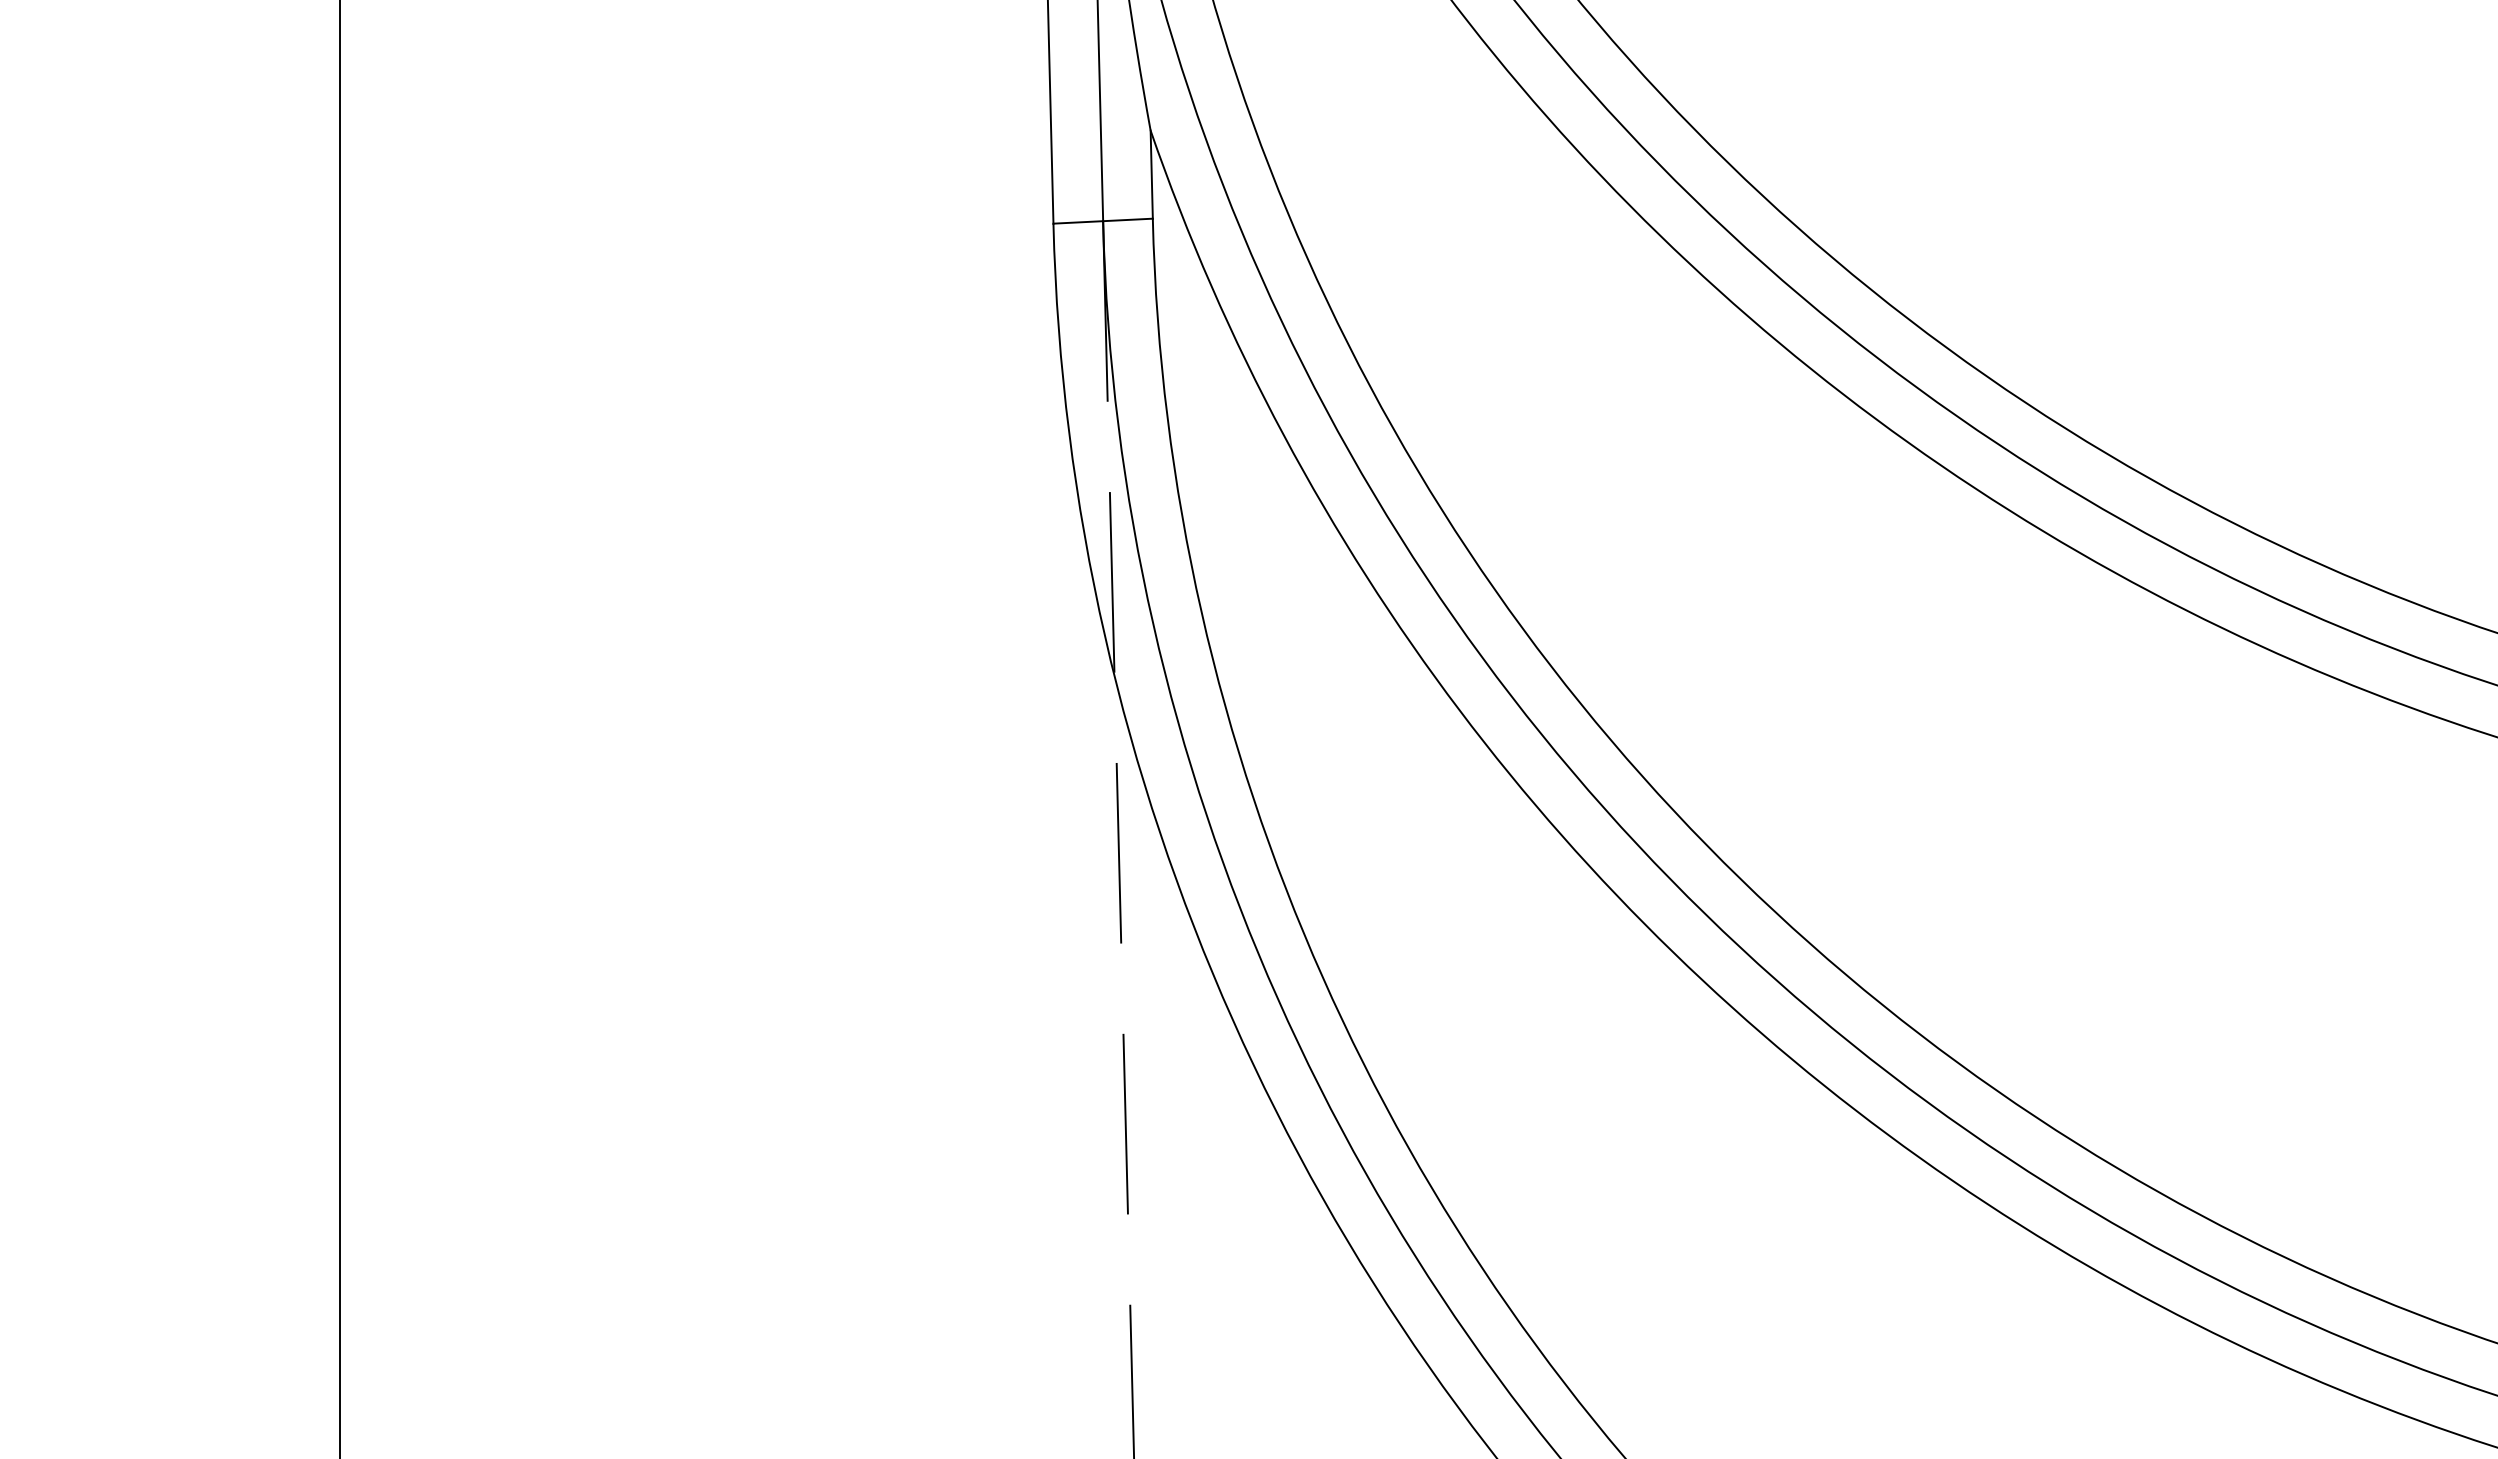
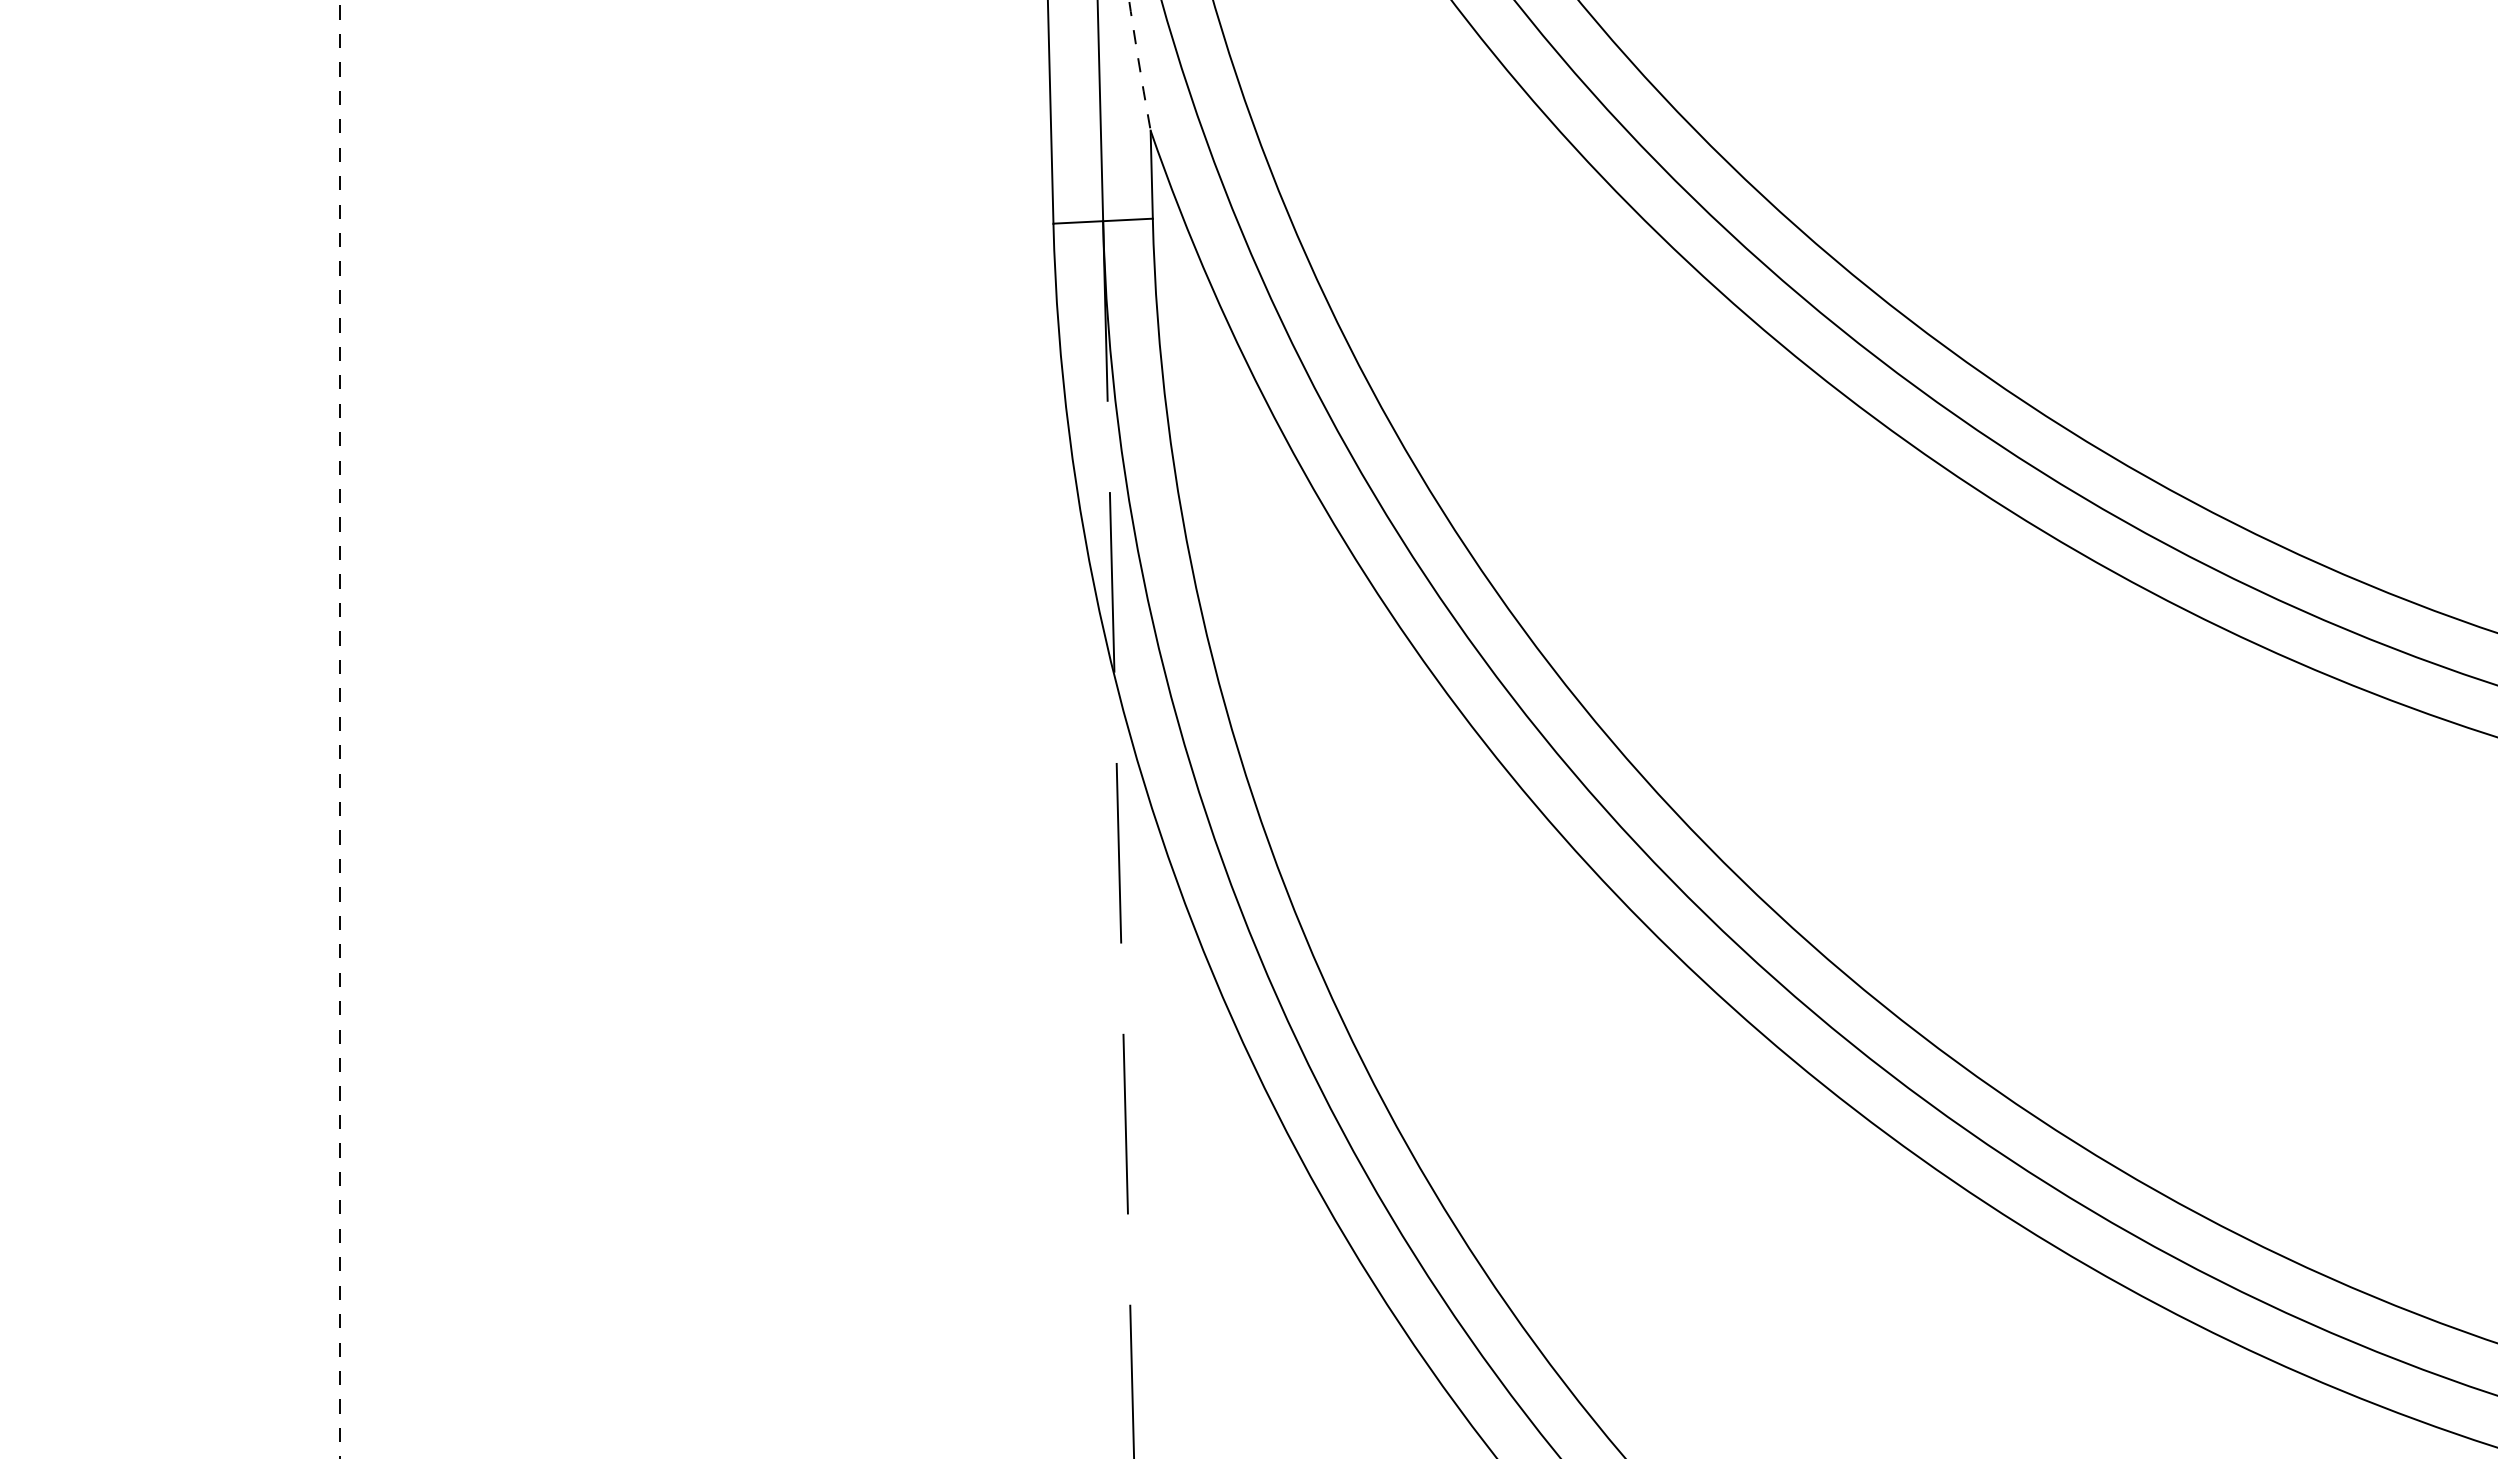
arc: solid -> dashed (1139, 65)
line: solid -> dashed (340, 728)
